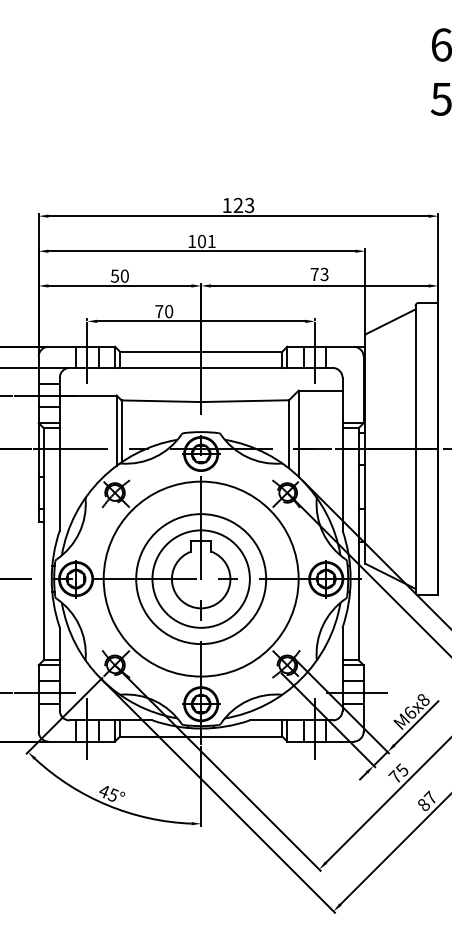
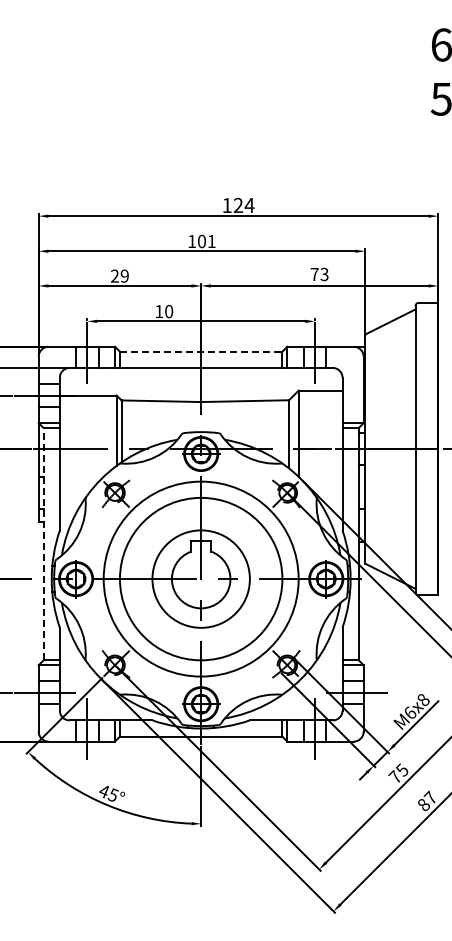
text: 123 -> 124 (249, 205)
text: 50 -> 29 (119, 275)
text: 70 -> 10 (159, 311)
line: solid -> dashed (201, 351)
line: solid -> dashed (43, 543)
circle diameter: 130 px -> 162 px (200, 578)
